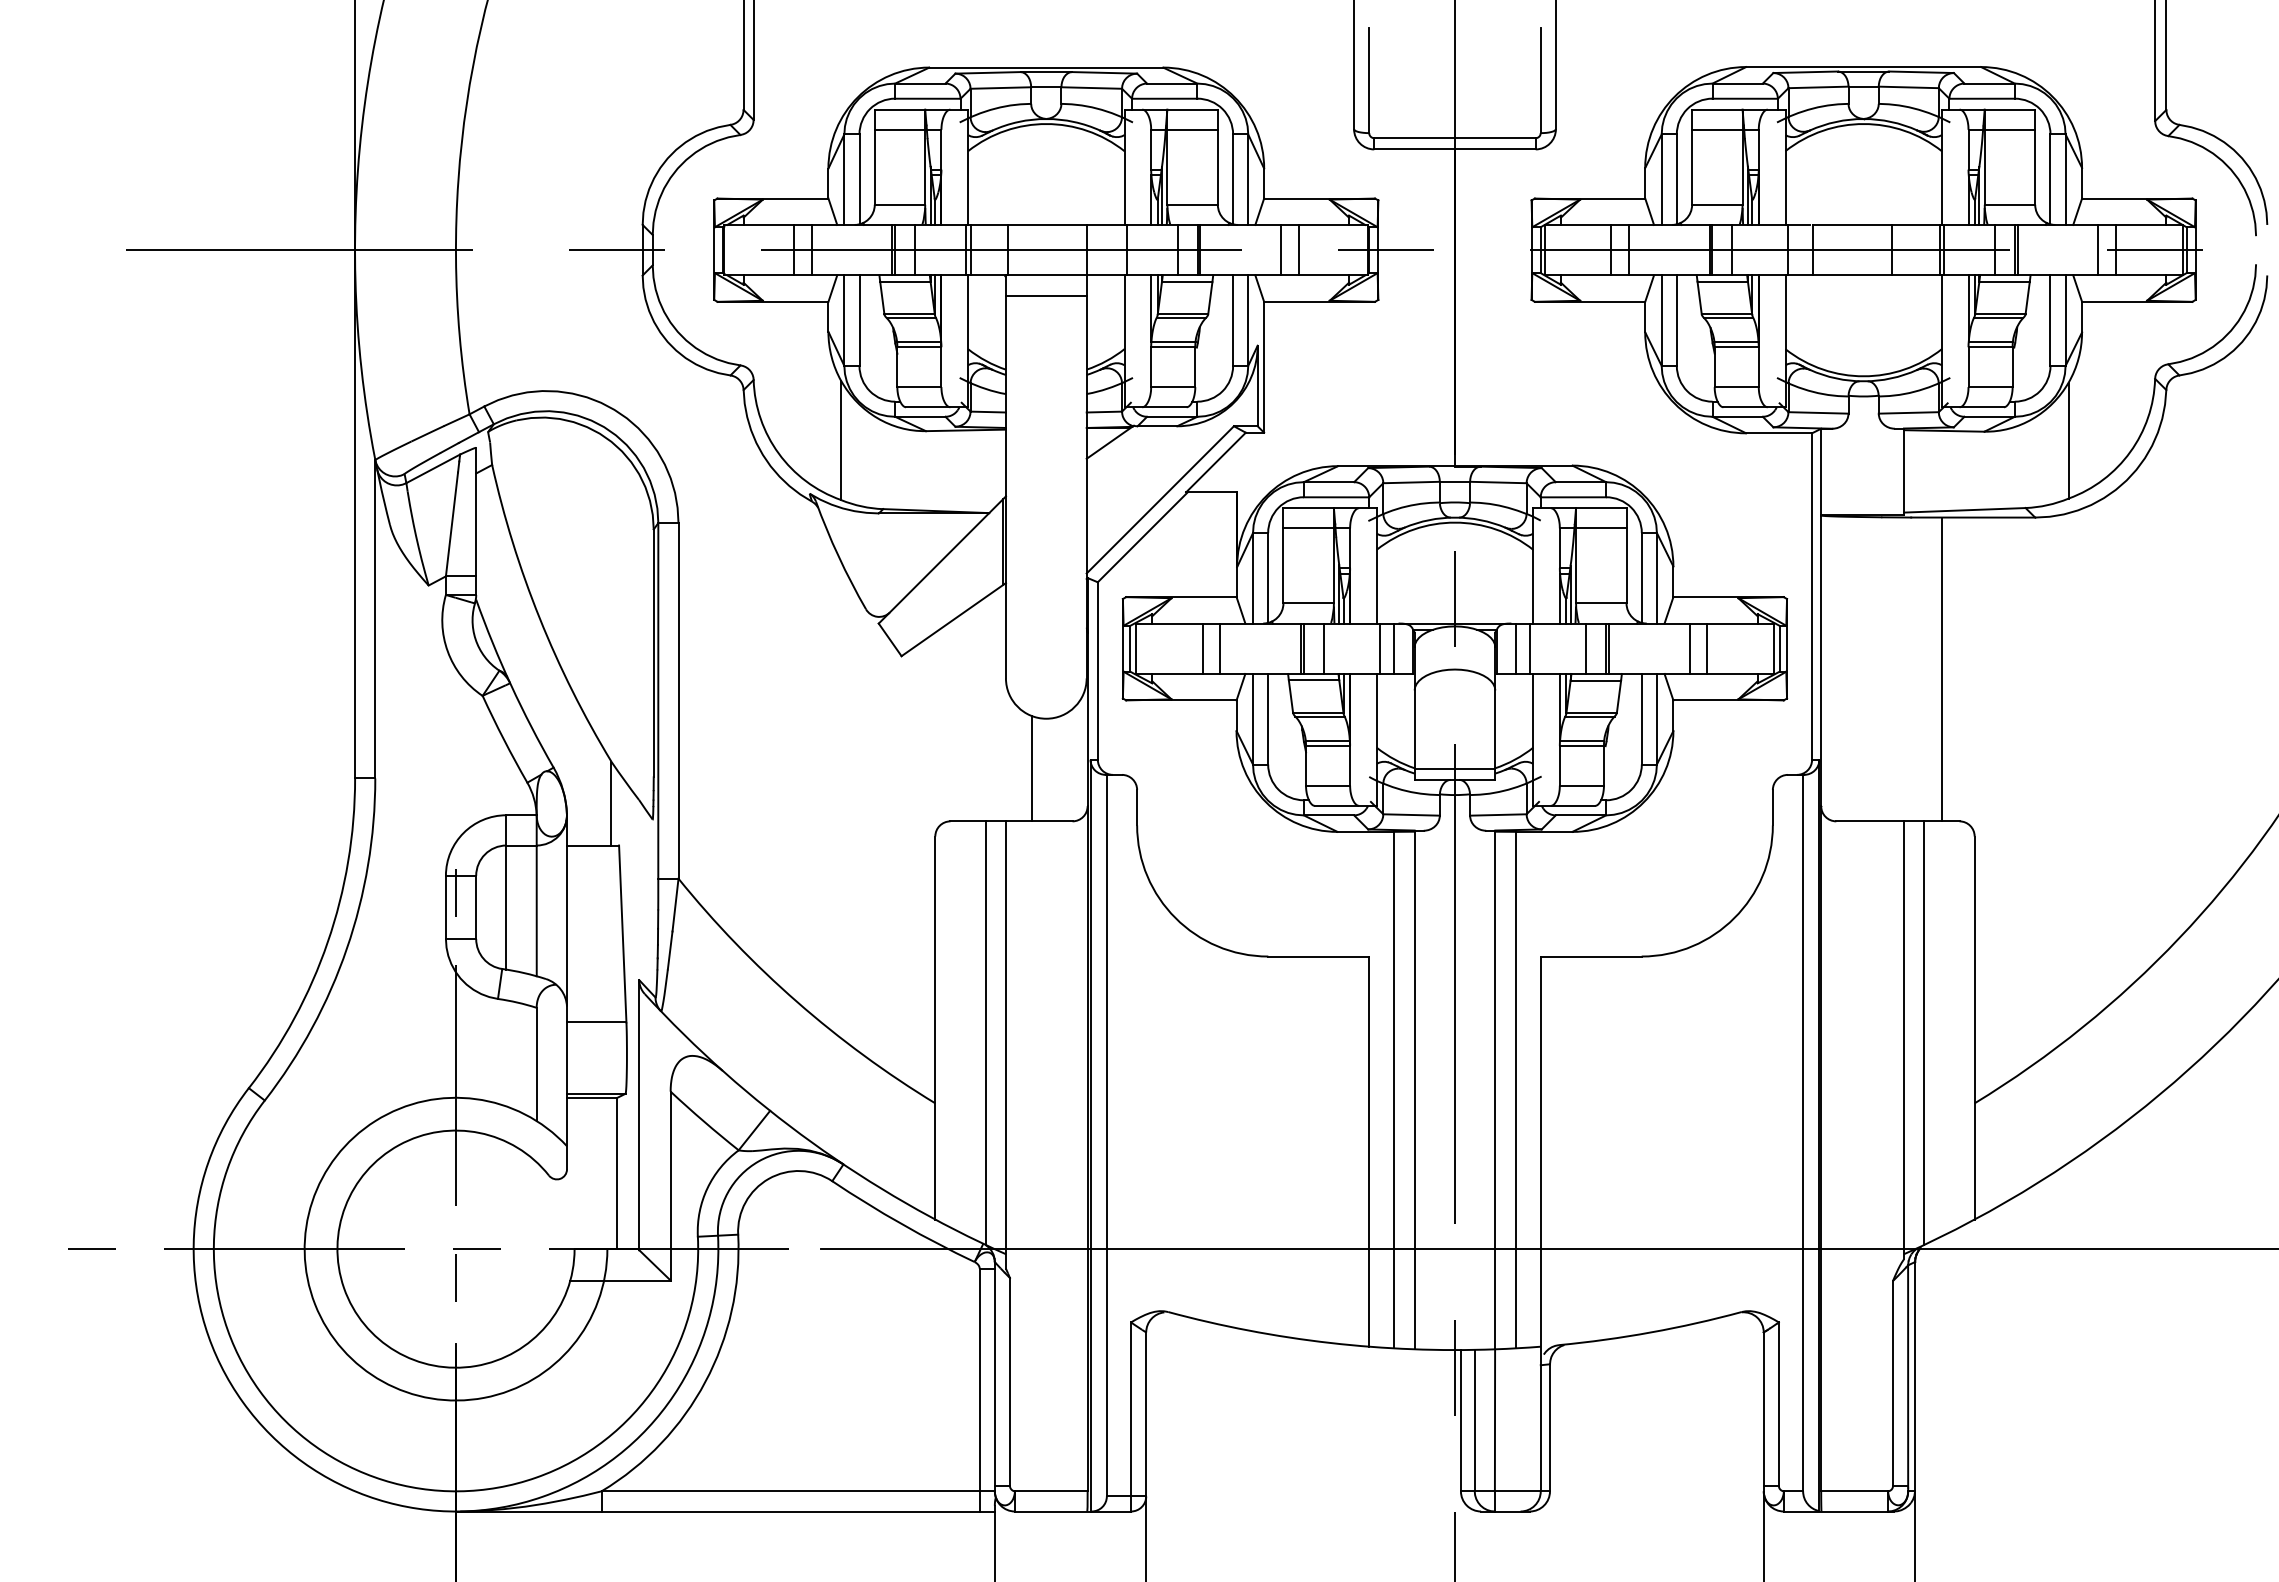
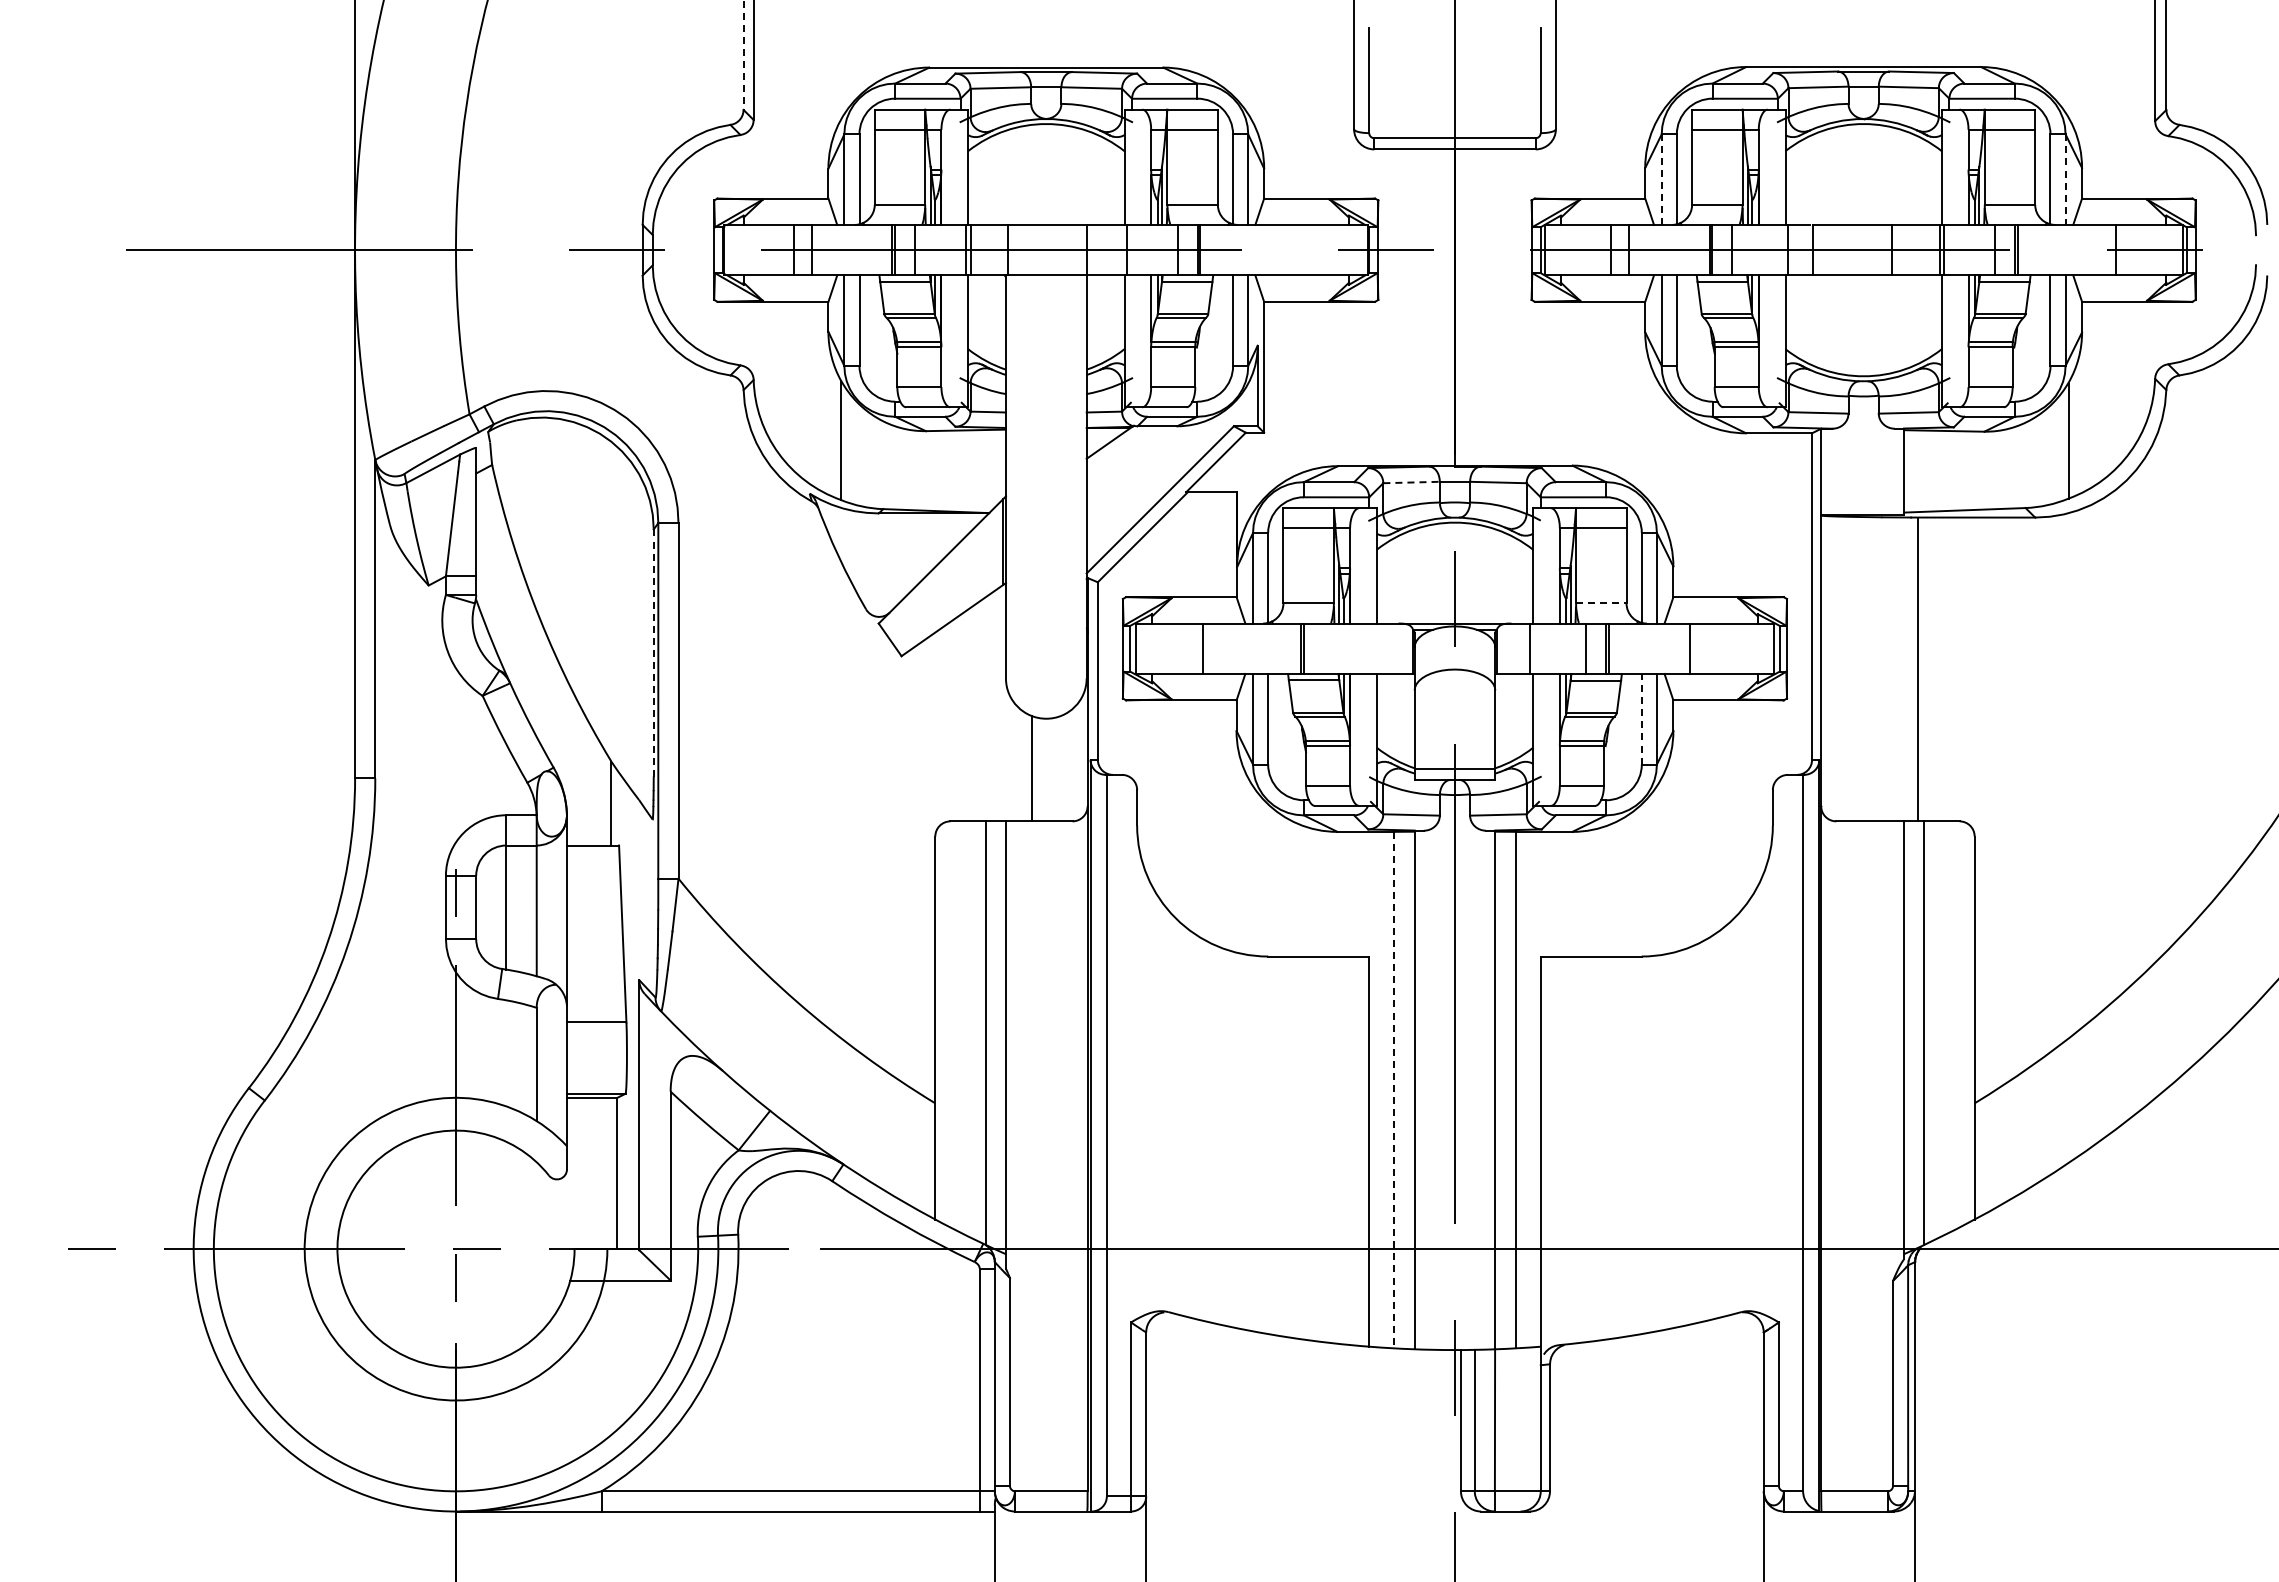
line: solid -> dashed (743, 55)
line: solid -> dashed (1661, 179)
line: solid -> dashed (2065, 180)
line: present -> none (1281, 249)
line: present -> none (1298, 249)
line: present -> none (2098, 249)
line: present -> none (1045, 295)
line: solid -> dashed (1412, 482)
line: solid -> dashed (1601, 603)
line: present -> none (1220, 648)
line: present -> none (1323, 648)
line: present -> none (1379, 648)
line: present -> none (1394, 648)
line: present -> none (1515, 648)
line: present -> none (1707, 648)
line: solid -> dashed (653, 653)
line position: (1942, 669) -> (1918, 669) (1918, 669)
line: solid -> dashed (1641, 718)
line: solid -> dashed (1394, 1090)
